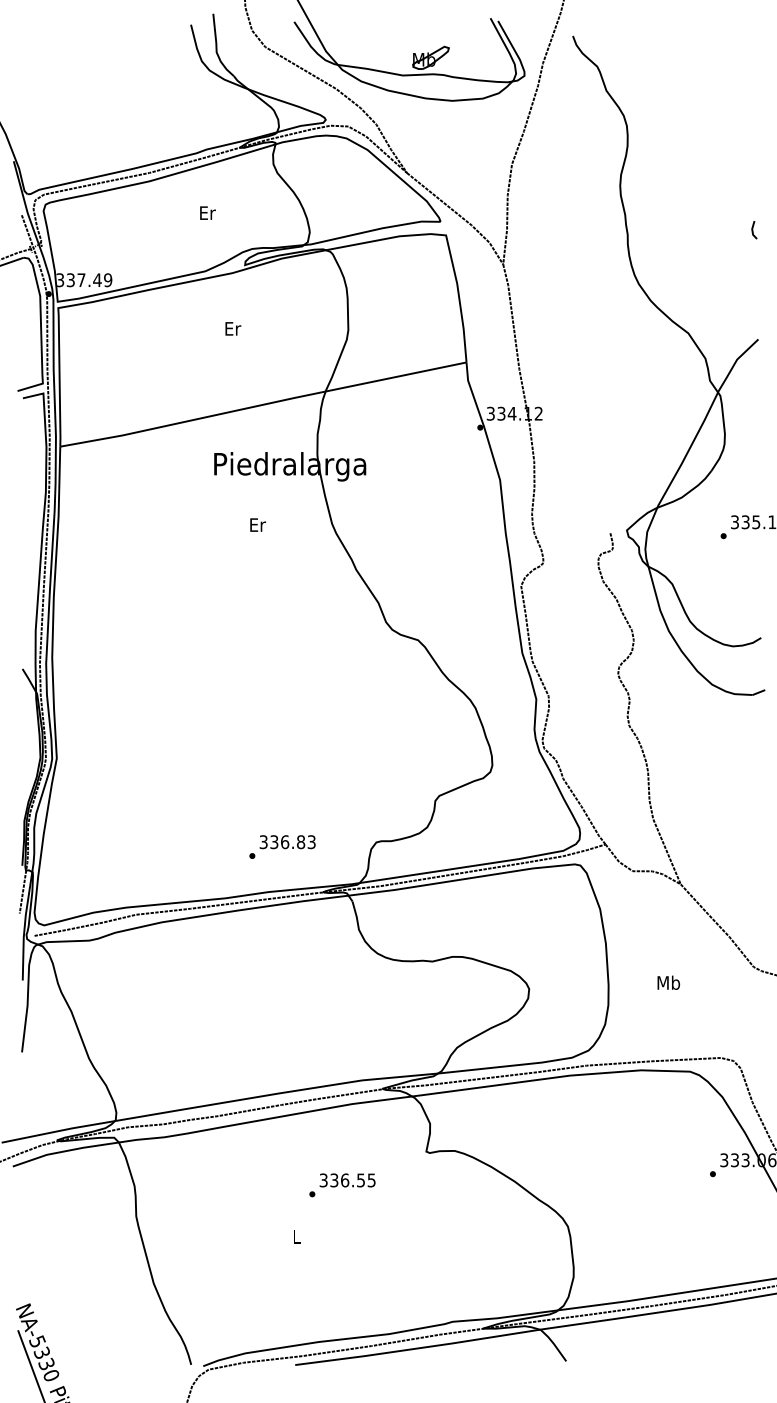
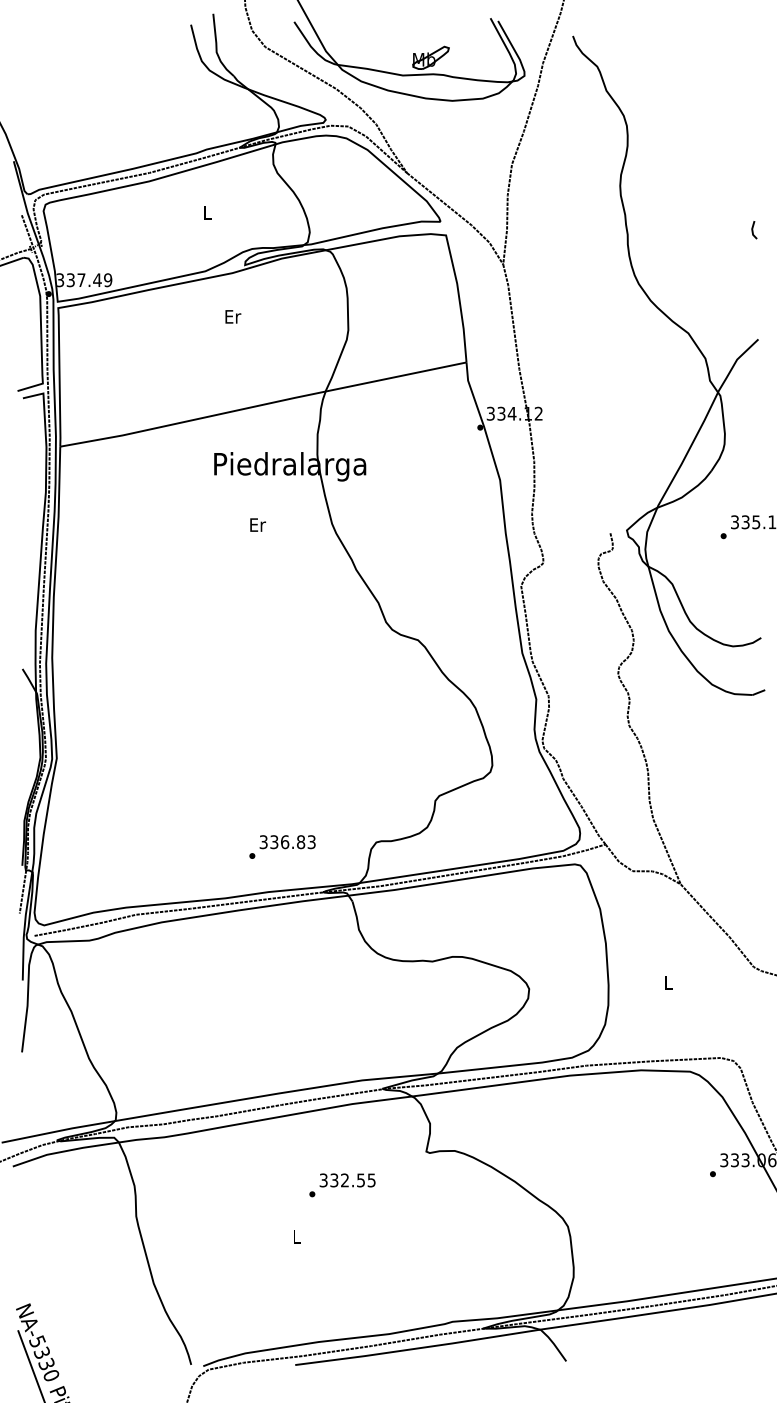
text: Er -> L (207, 212)
text position: (233, 328) -> (233, 316) (233, 316)
text: Mb -> L (668, 982)
text: 336.55 -> 332.55 (345, 1180)
